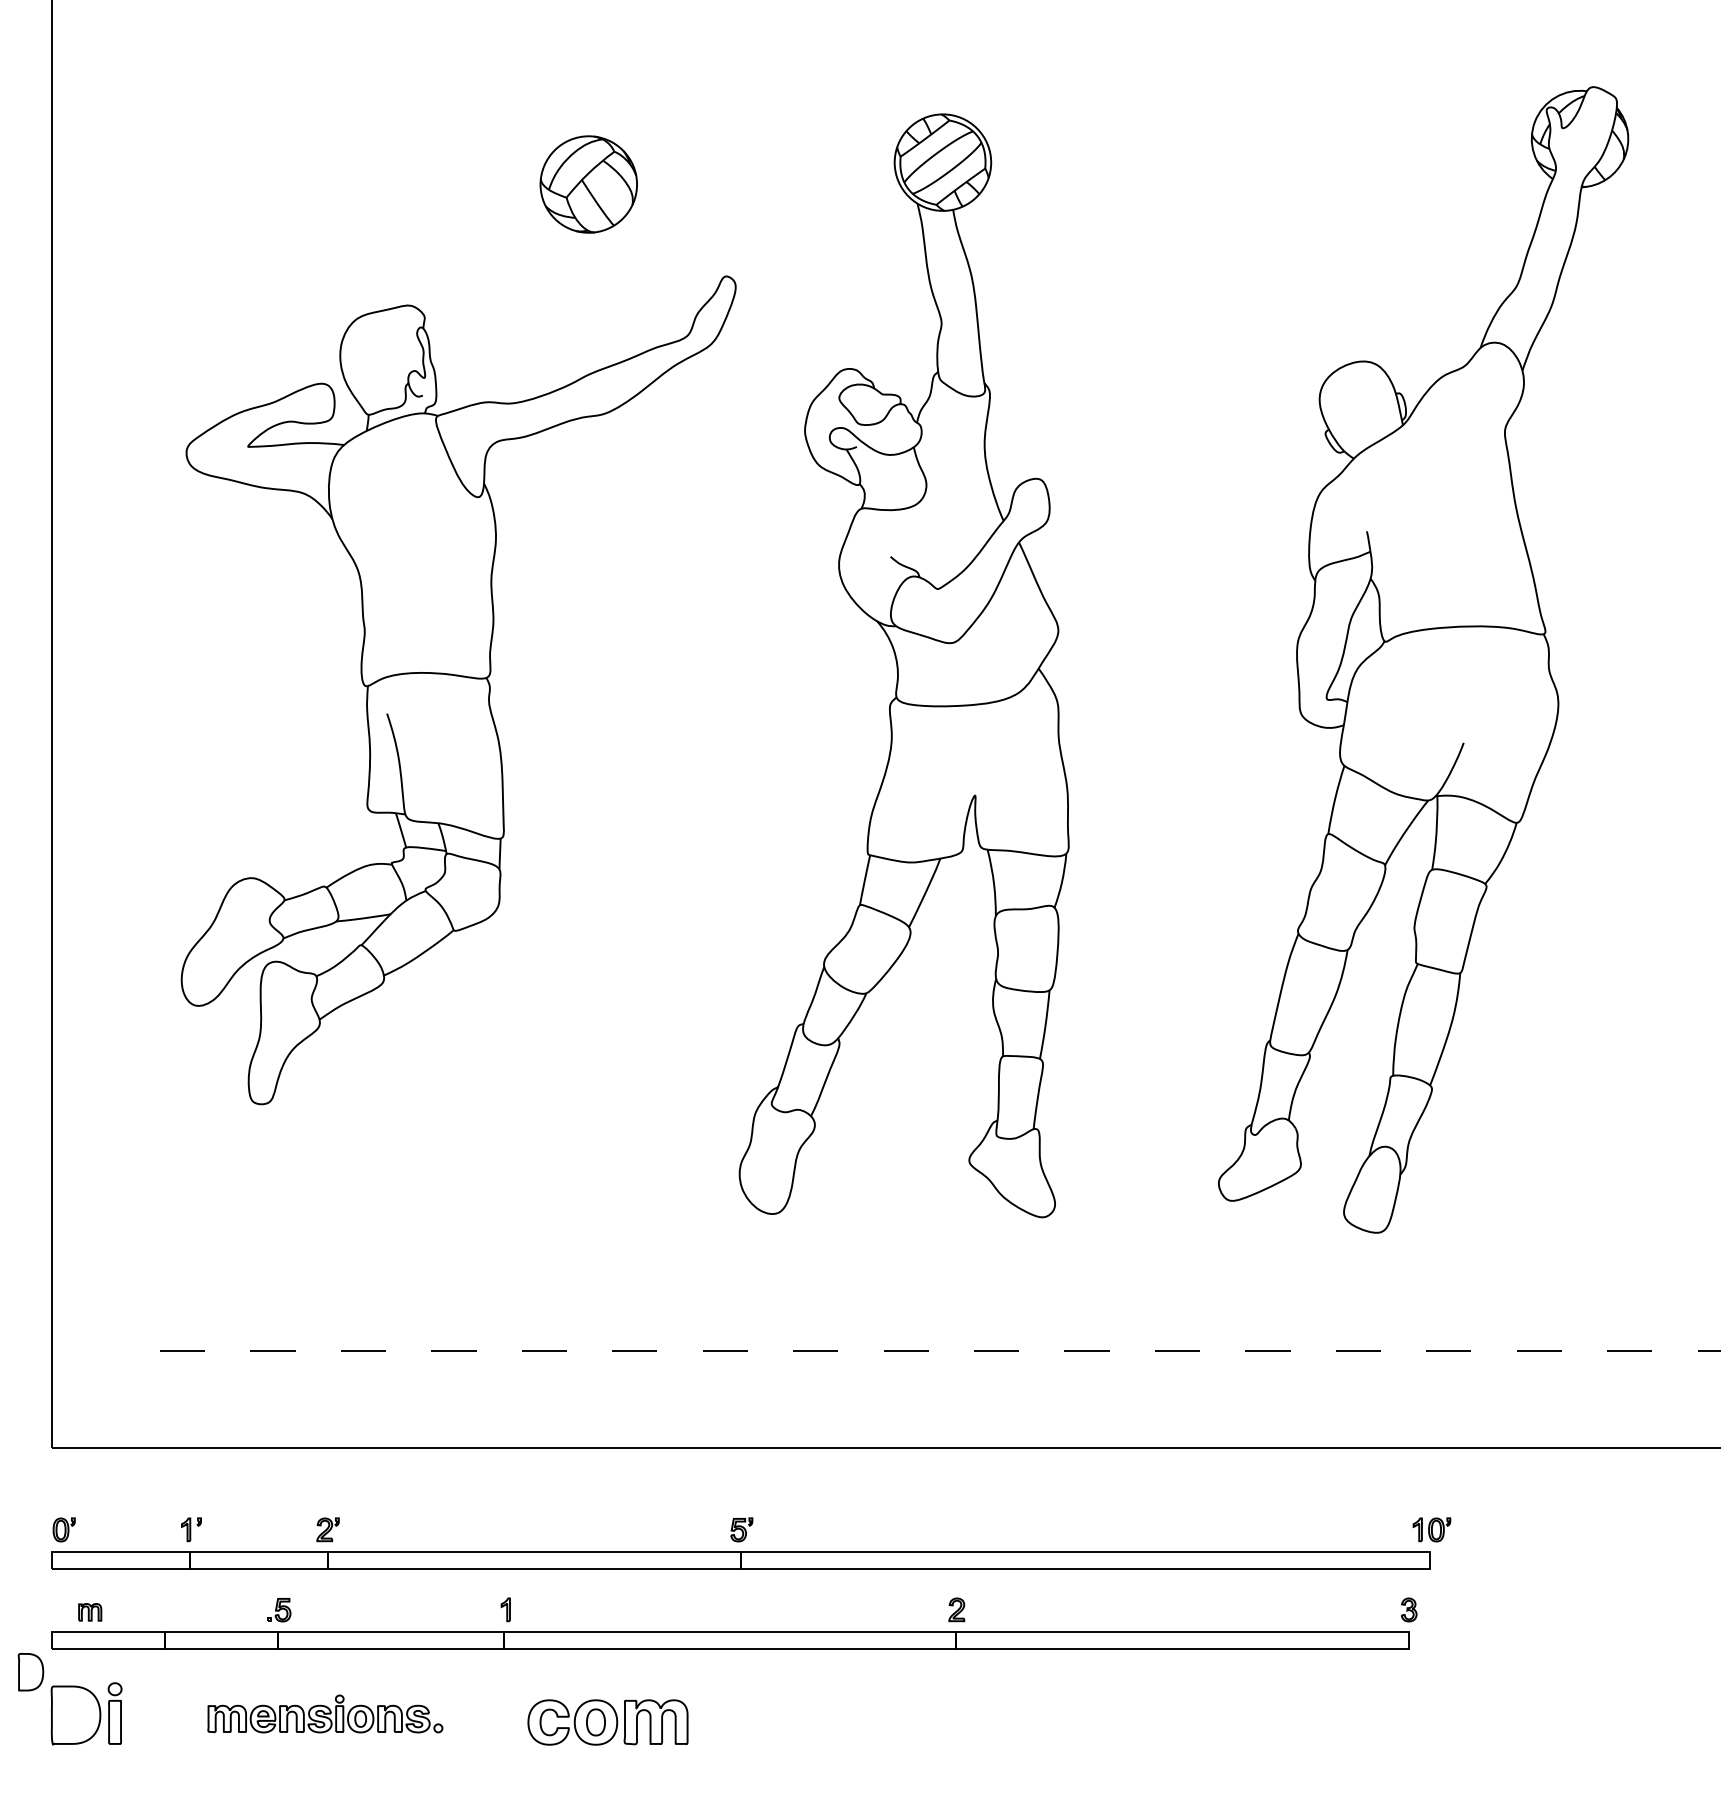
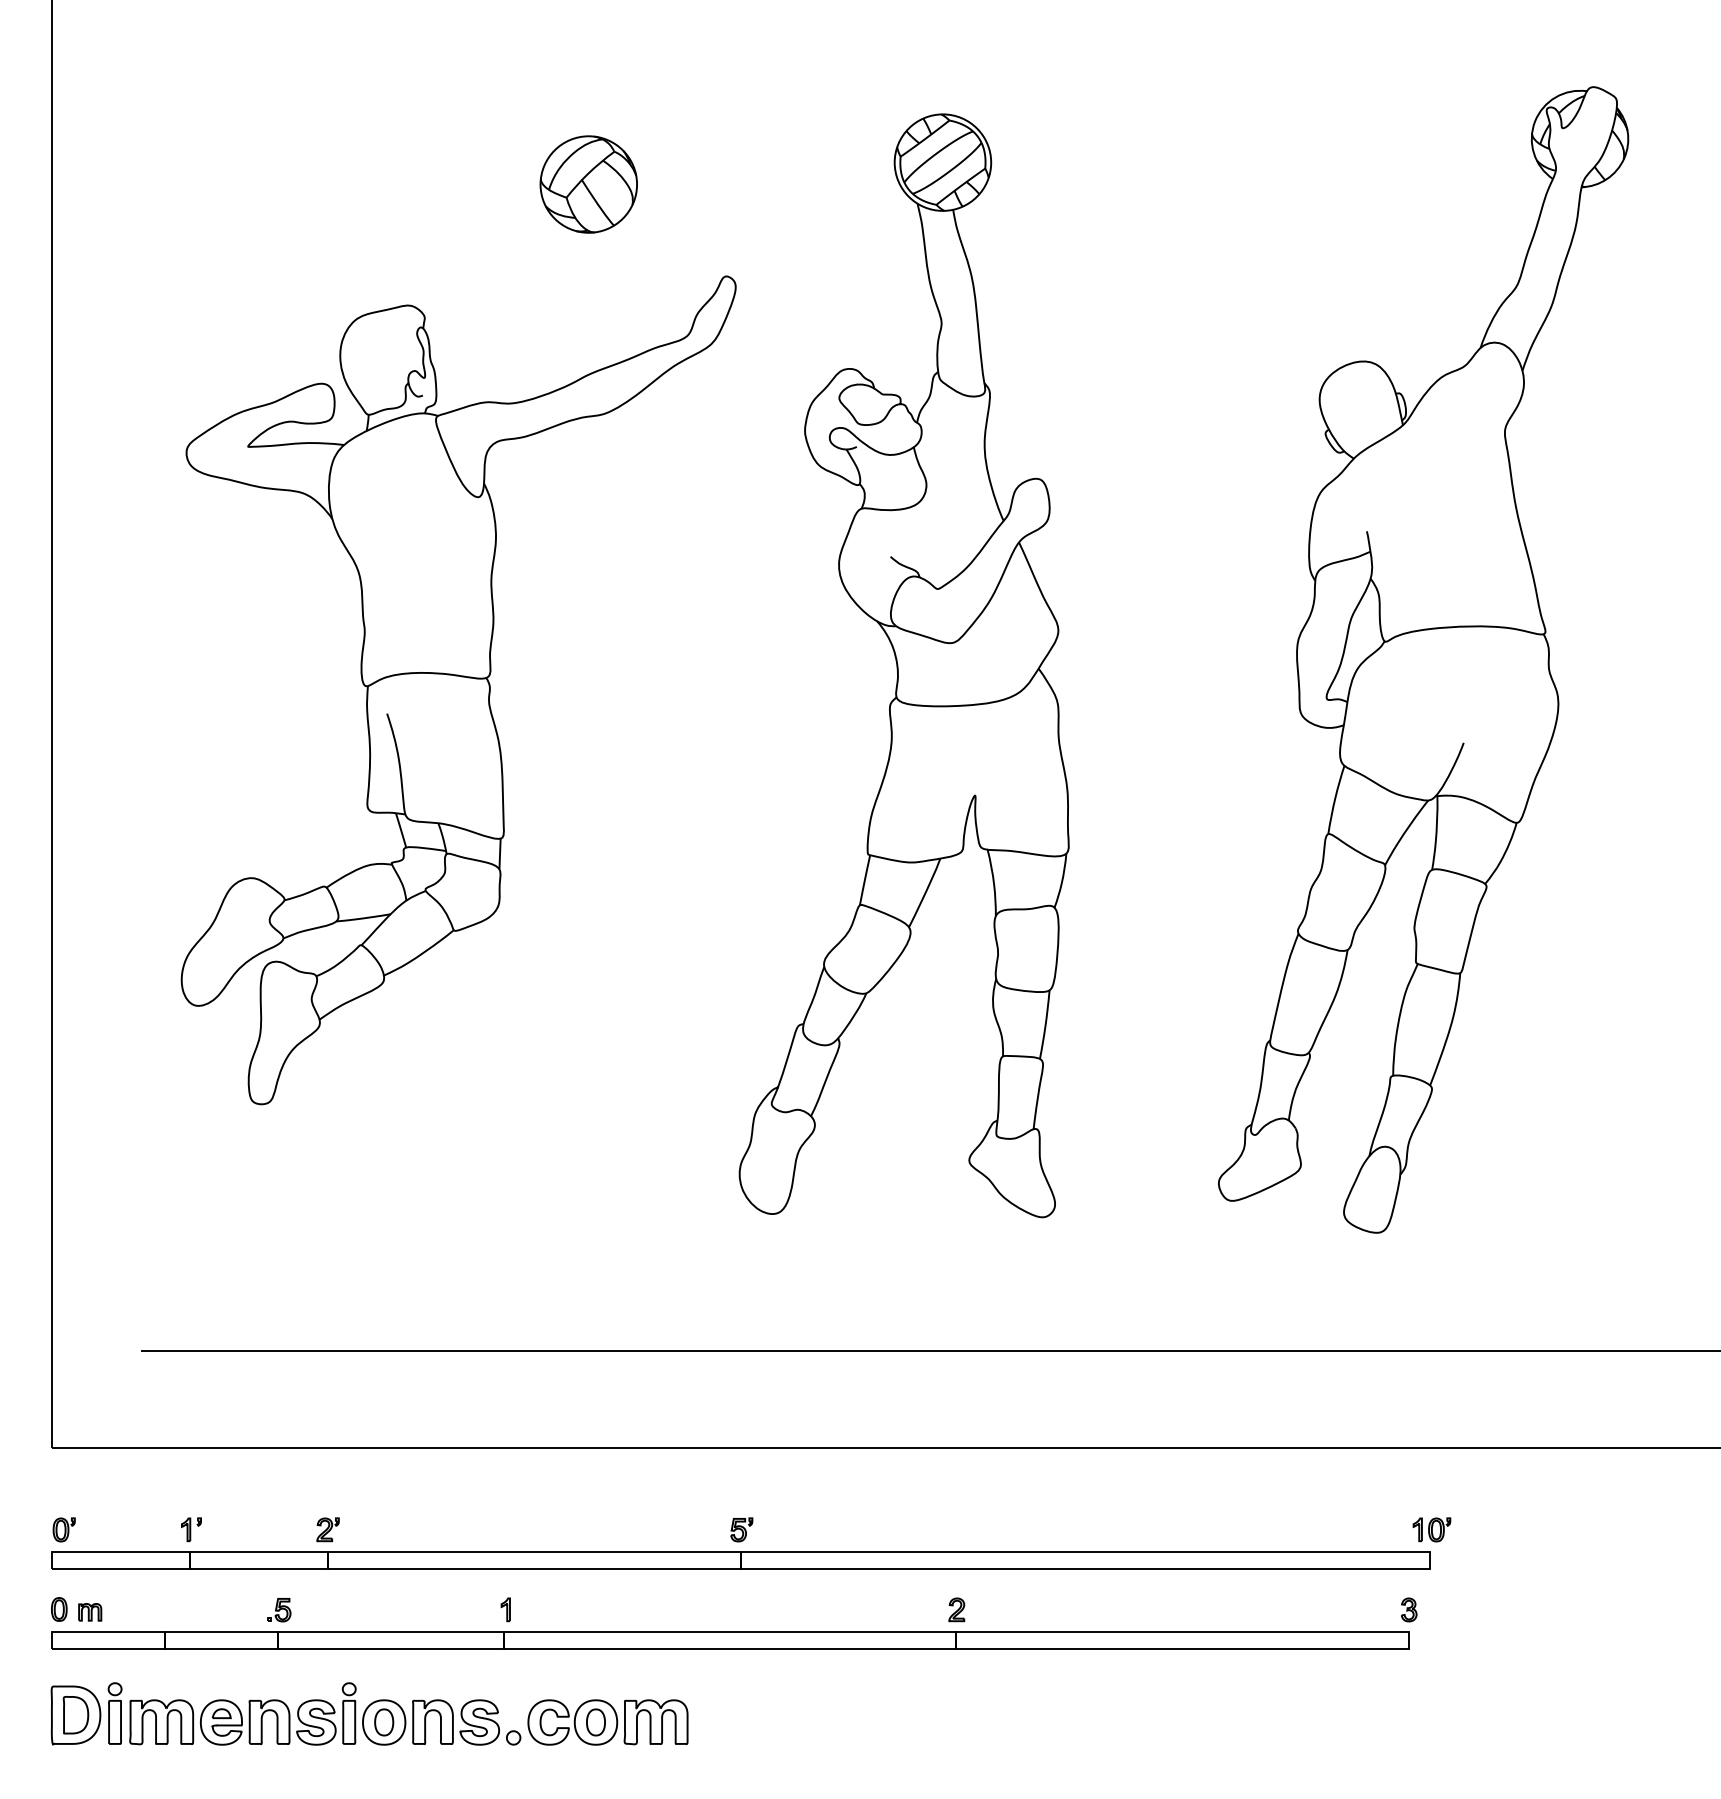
line: dashed -> solid (930, 1351)
part: none -> present (59, 1609)
part position: (30, 1672) -> (75, 1715) (75, 1715)
part size: 237x40 px -> 393x64 px (325, 1713)
